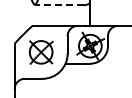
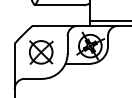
line: dashed -> solid (58, 5)
line: none -> present (109, 20)
